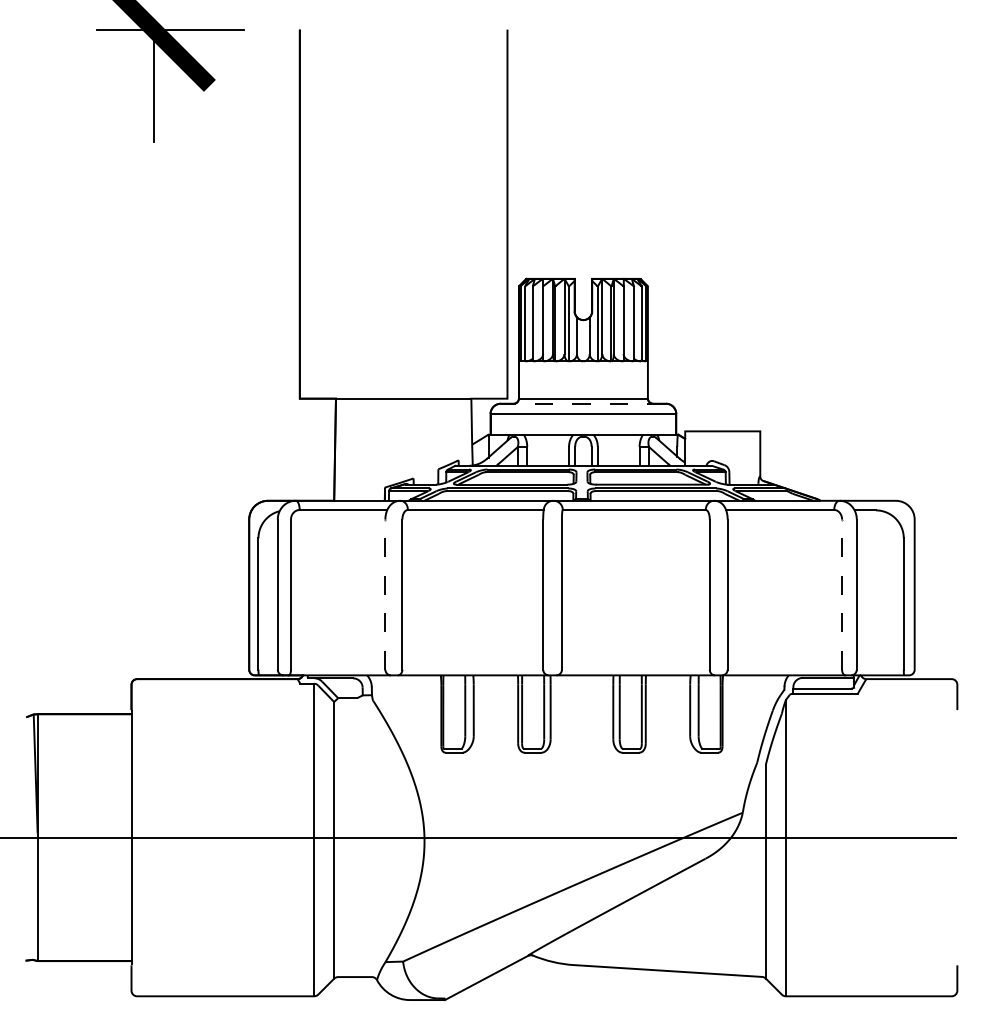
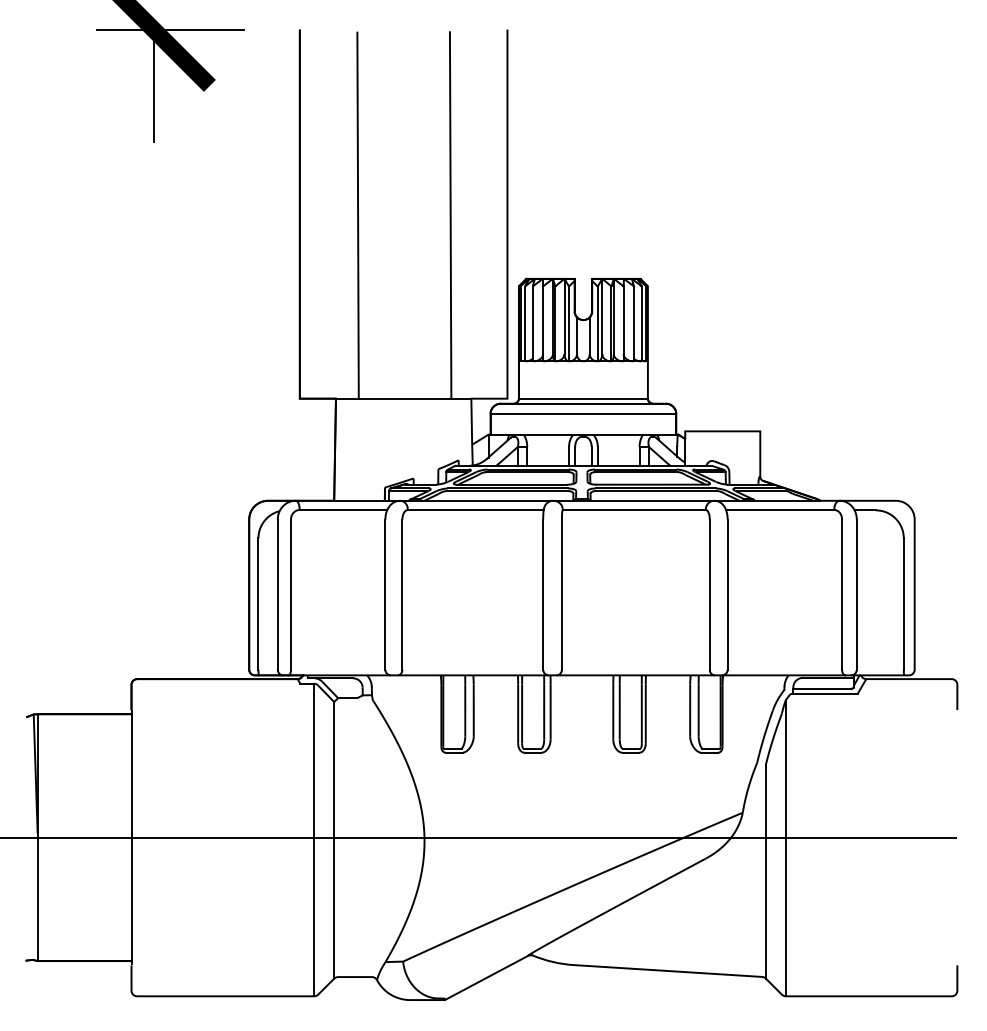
line: none -> present (357, 215)
line: none -> present (450, 215)
line: dashed -> solid (583, 403)
line: dashed -> solid (385, 594)
line: dashed -> solid (842, 594)
